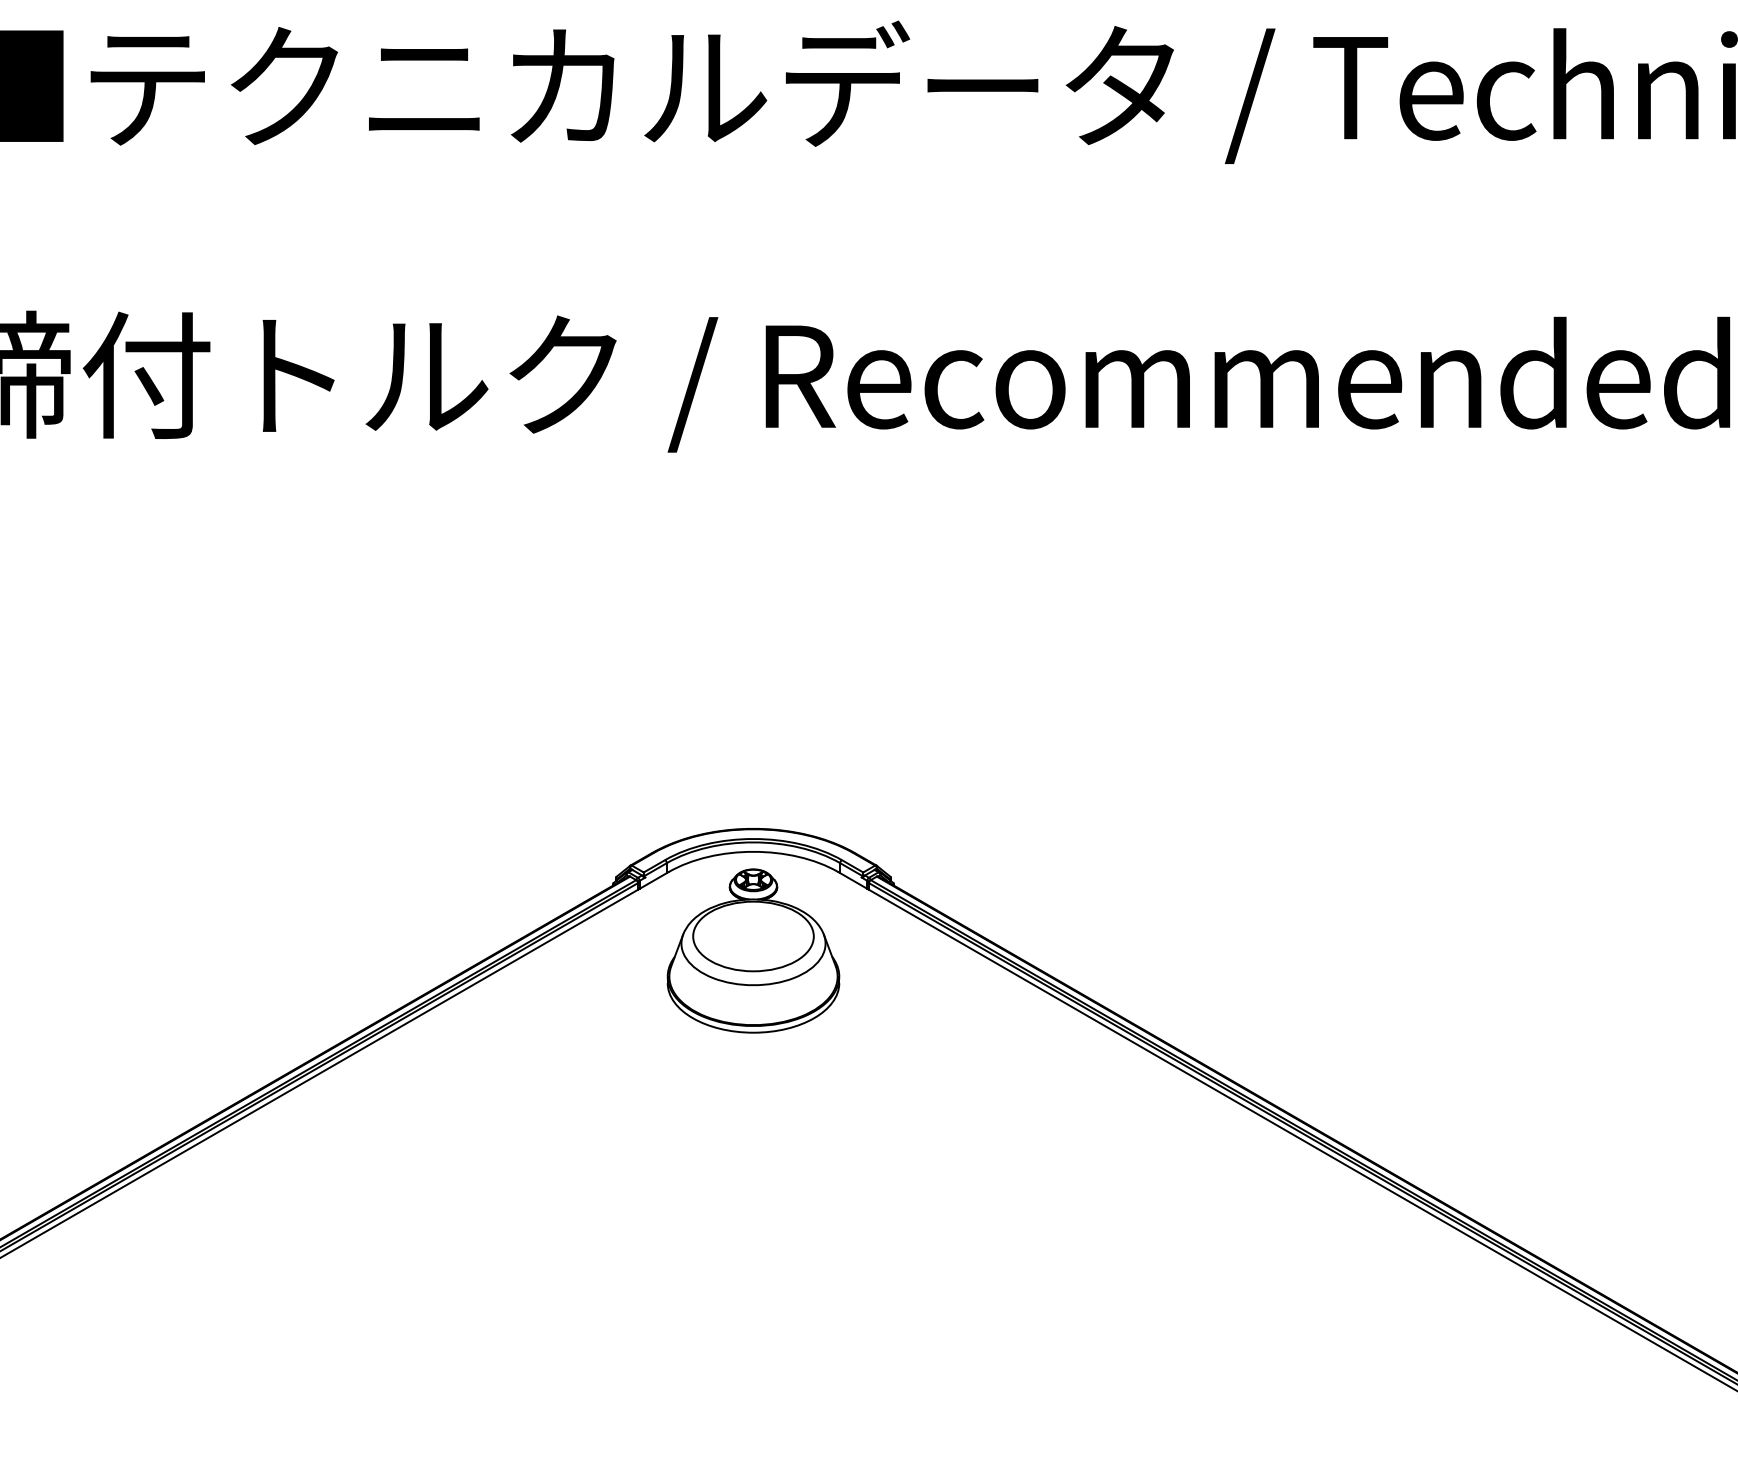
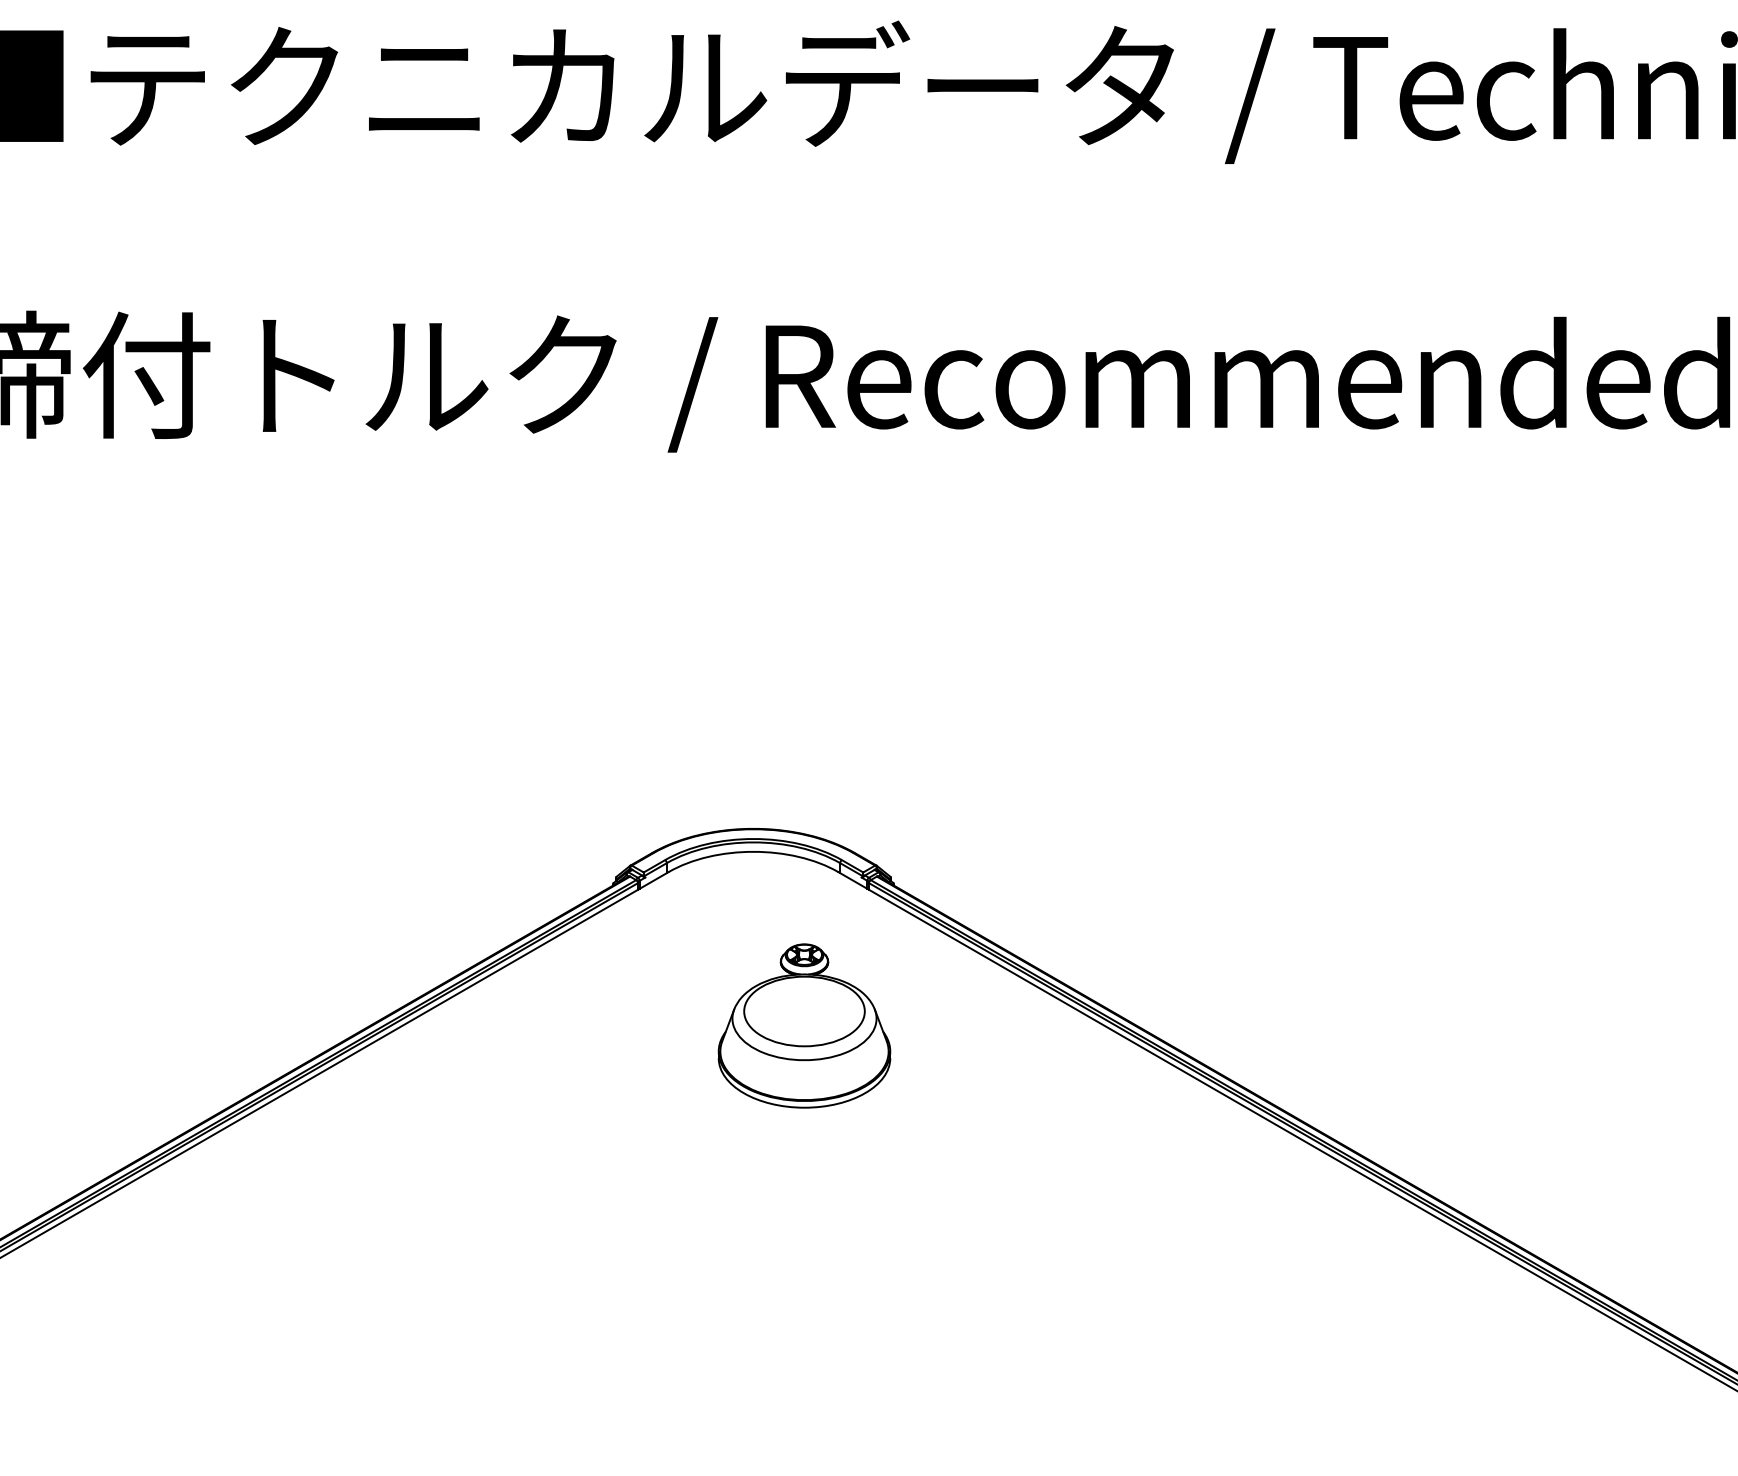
part position: (753, 950) -> (804, 1025) (804, 1025)
